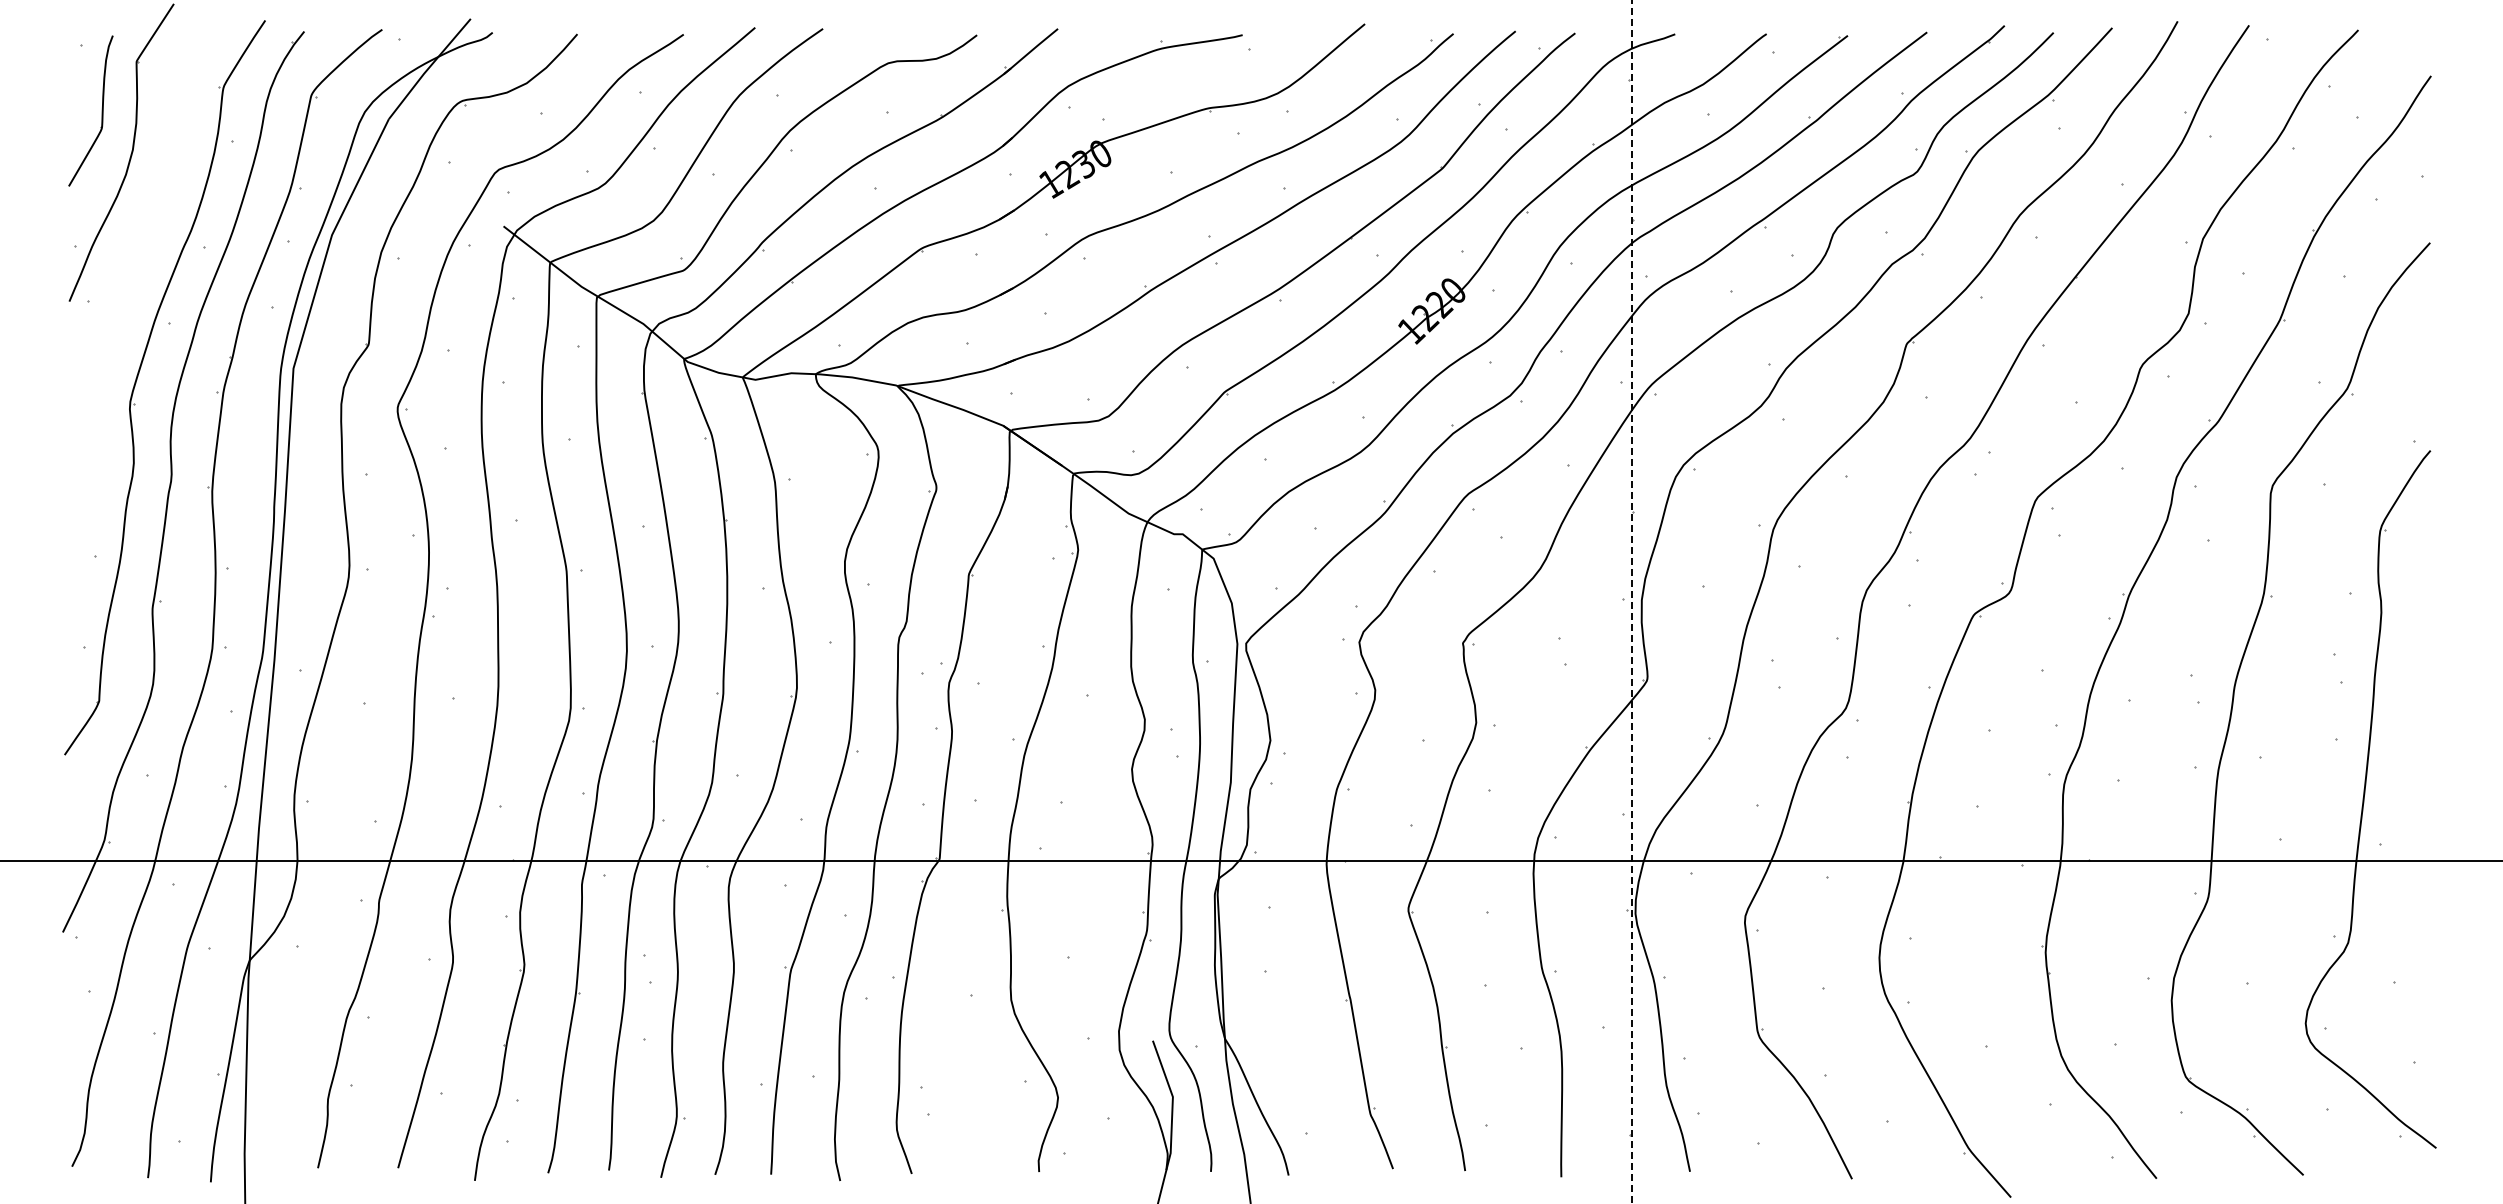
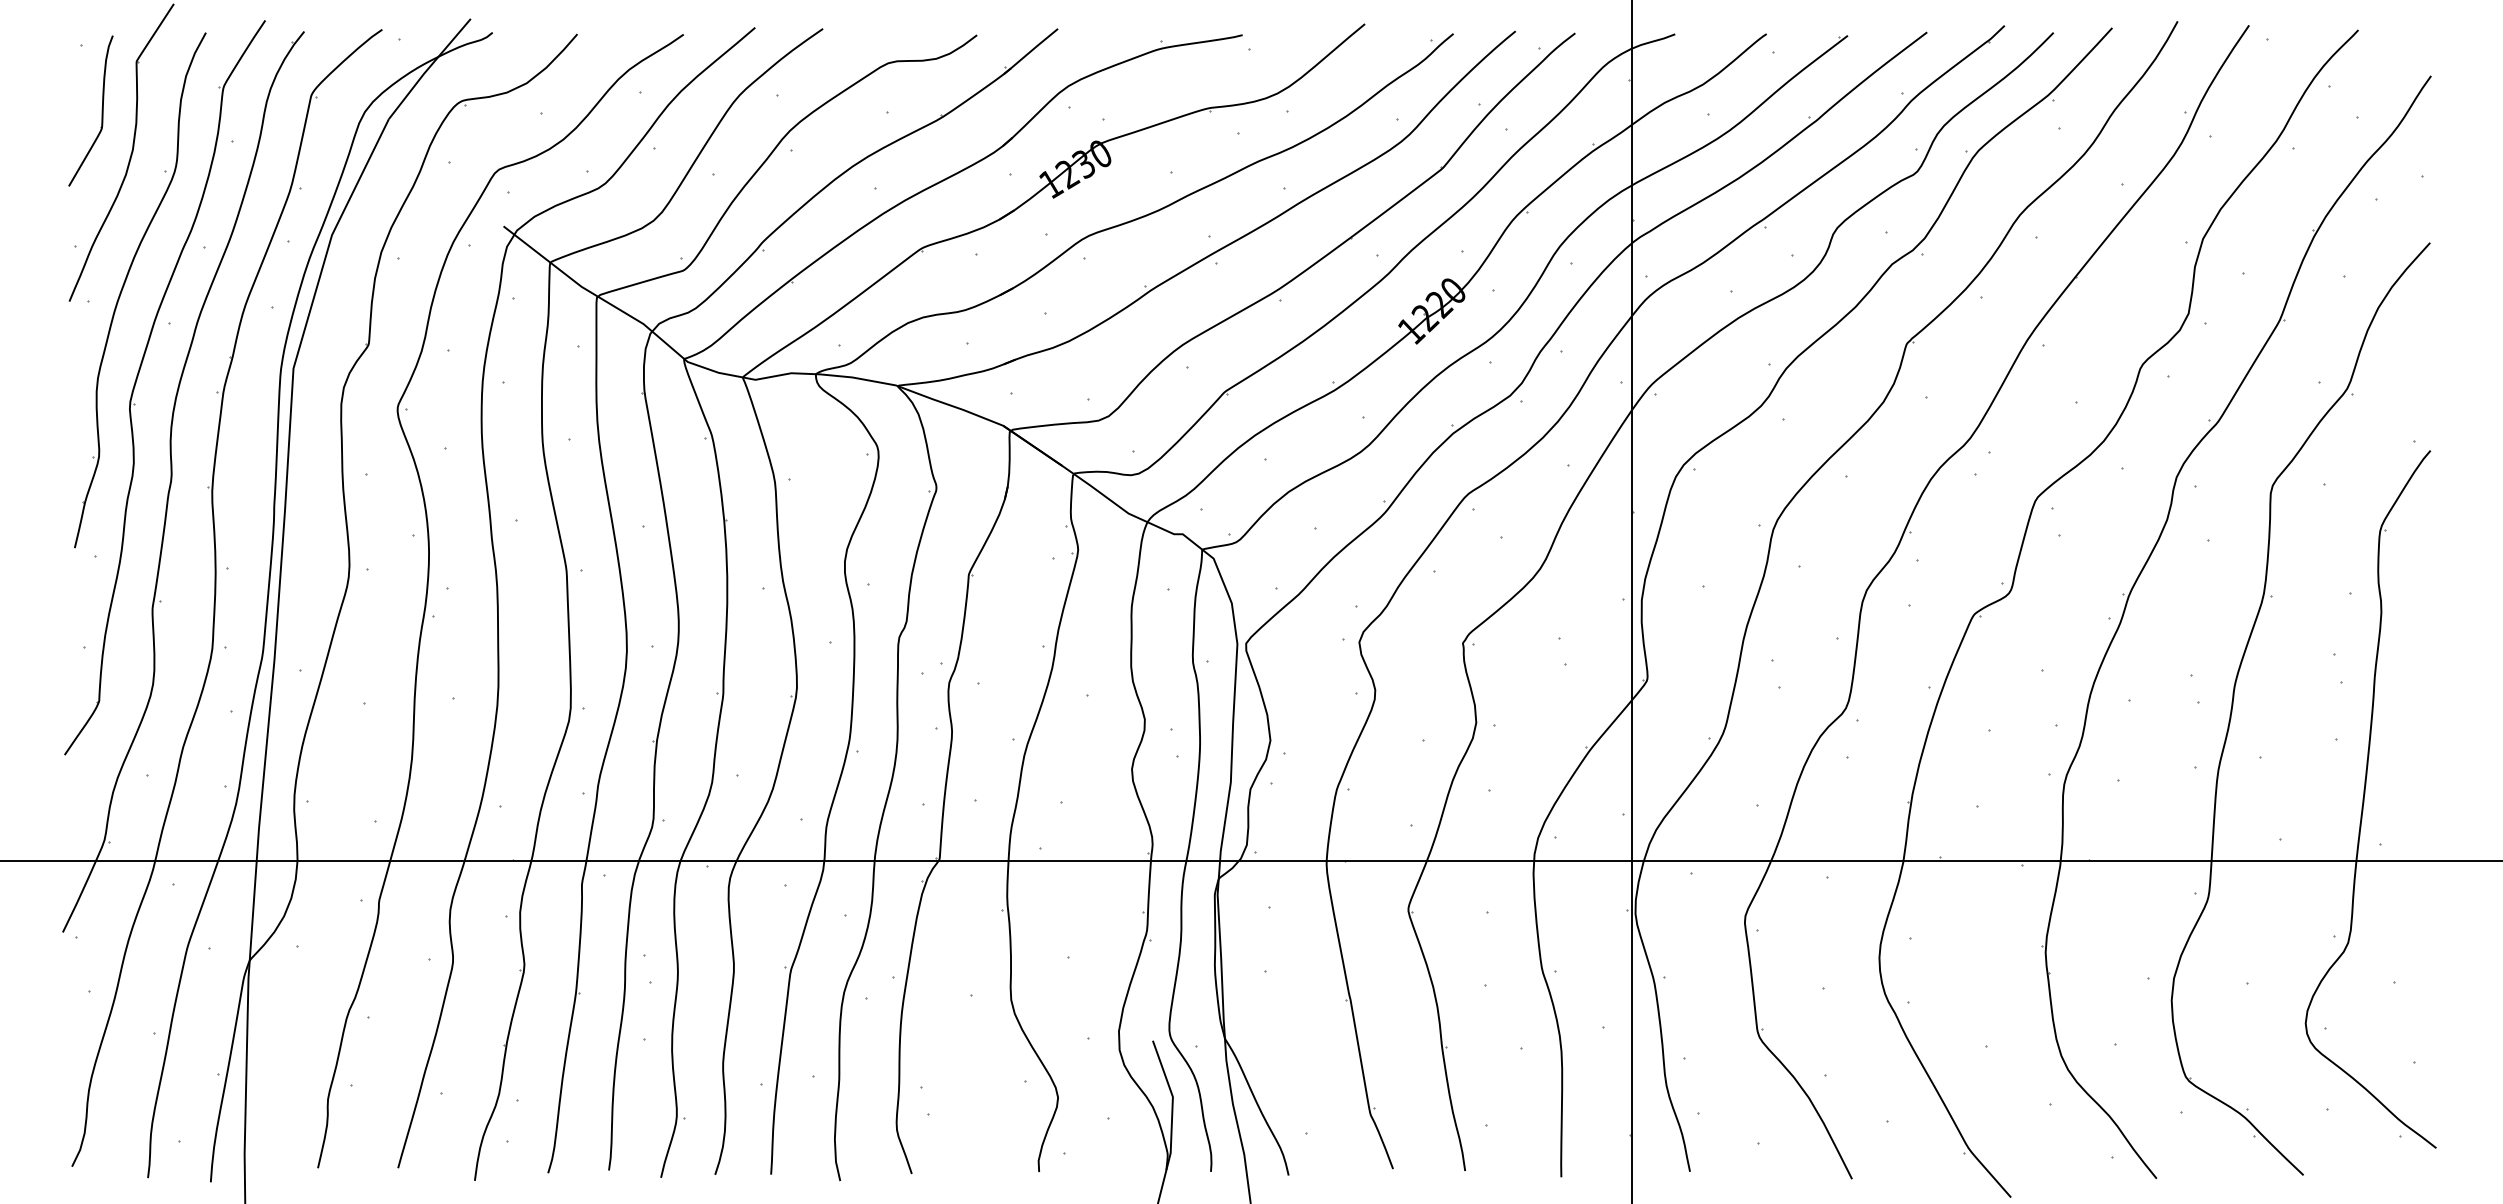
part: none -> present (124, 286)
line: dashed -> solid (1632, 602)
